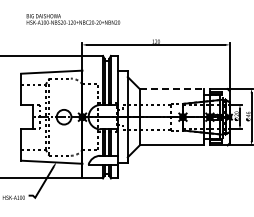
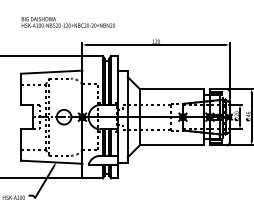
text position: (73, 19) -> (68, 22) (68, 22)
line: dashed -> solid (172, 89)
